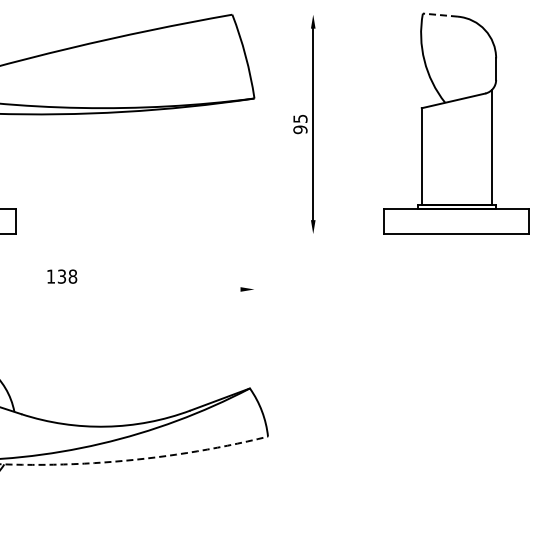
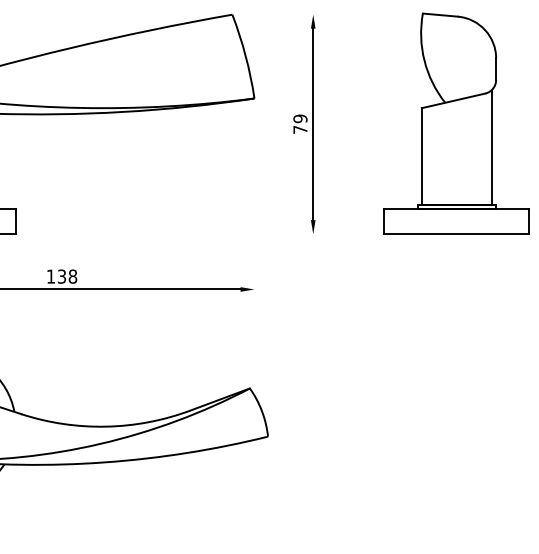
line: dashed -> solid (440, 15)
text: 95 -> 79 (300, 124)
line: none -> present (121, 289)
arc: dashed -> solid (135, 459)
